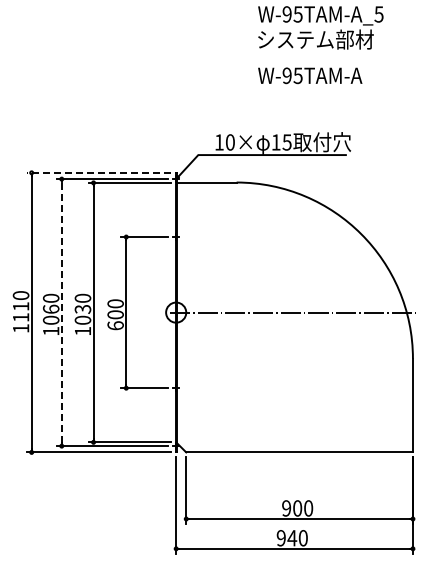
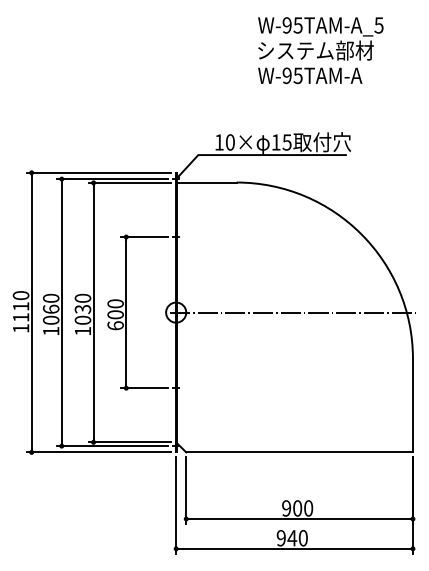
text position: (320, 27) -> (320, 38) (320, 38)
line: dashed -> solid (98, 172)
line: dashed -> solid (61, 312)
